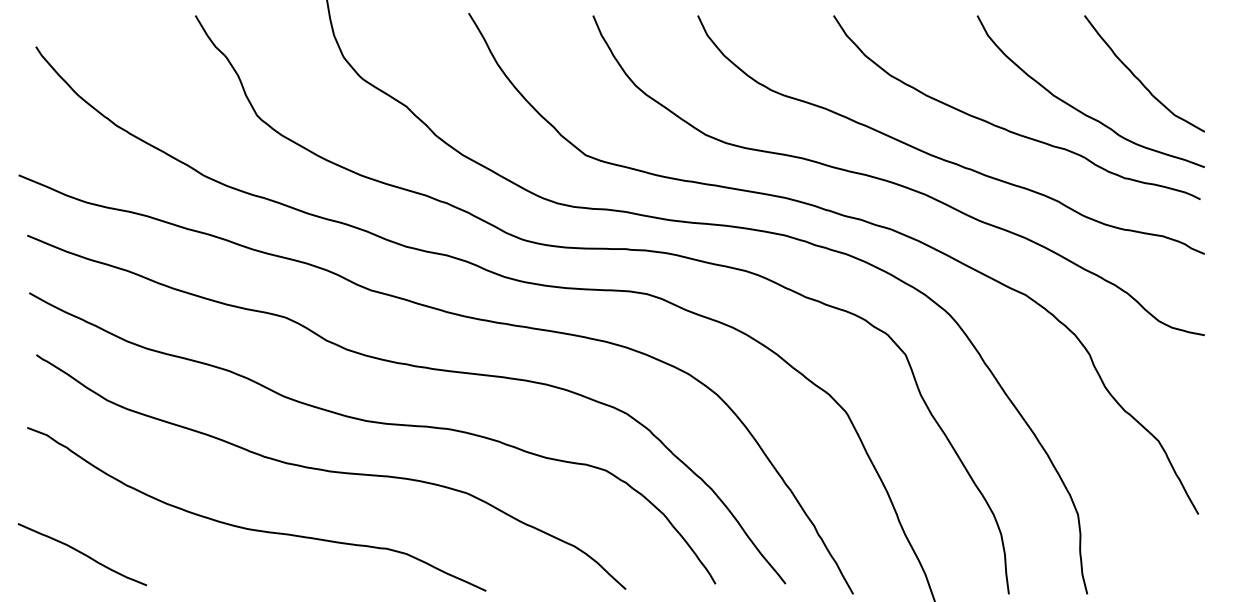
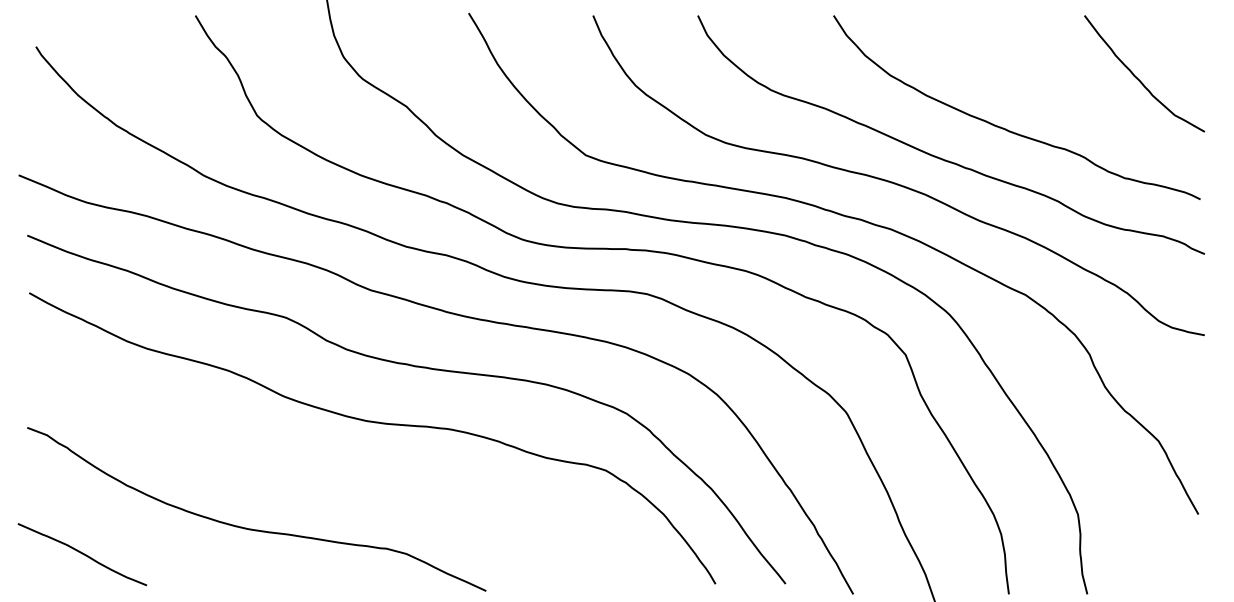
curve: present -> none (1080, 110)
curve: present -> none (331, 471)
